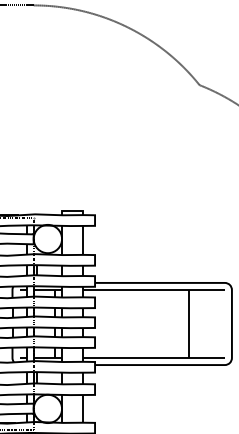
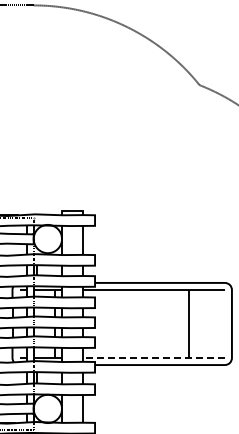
line: solid -> dashed (154, 357)
